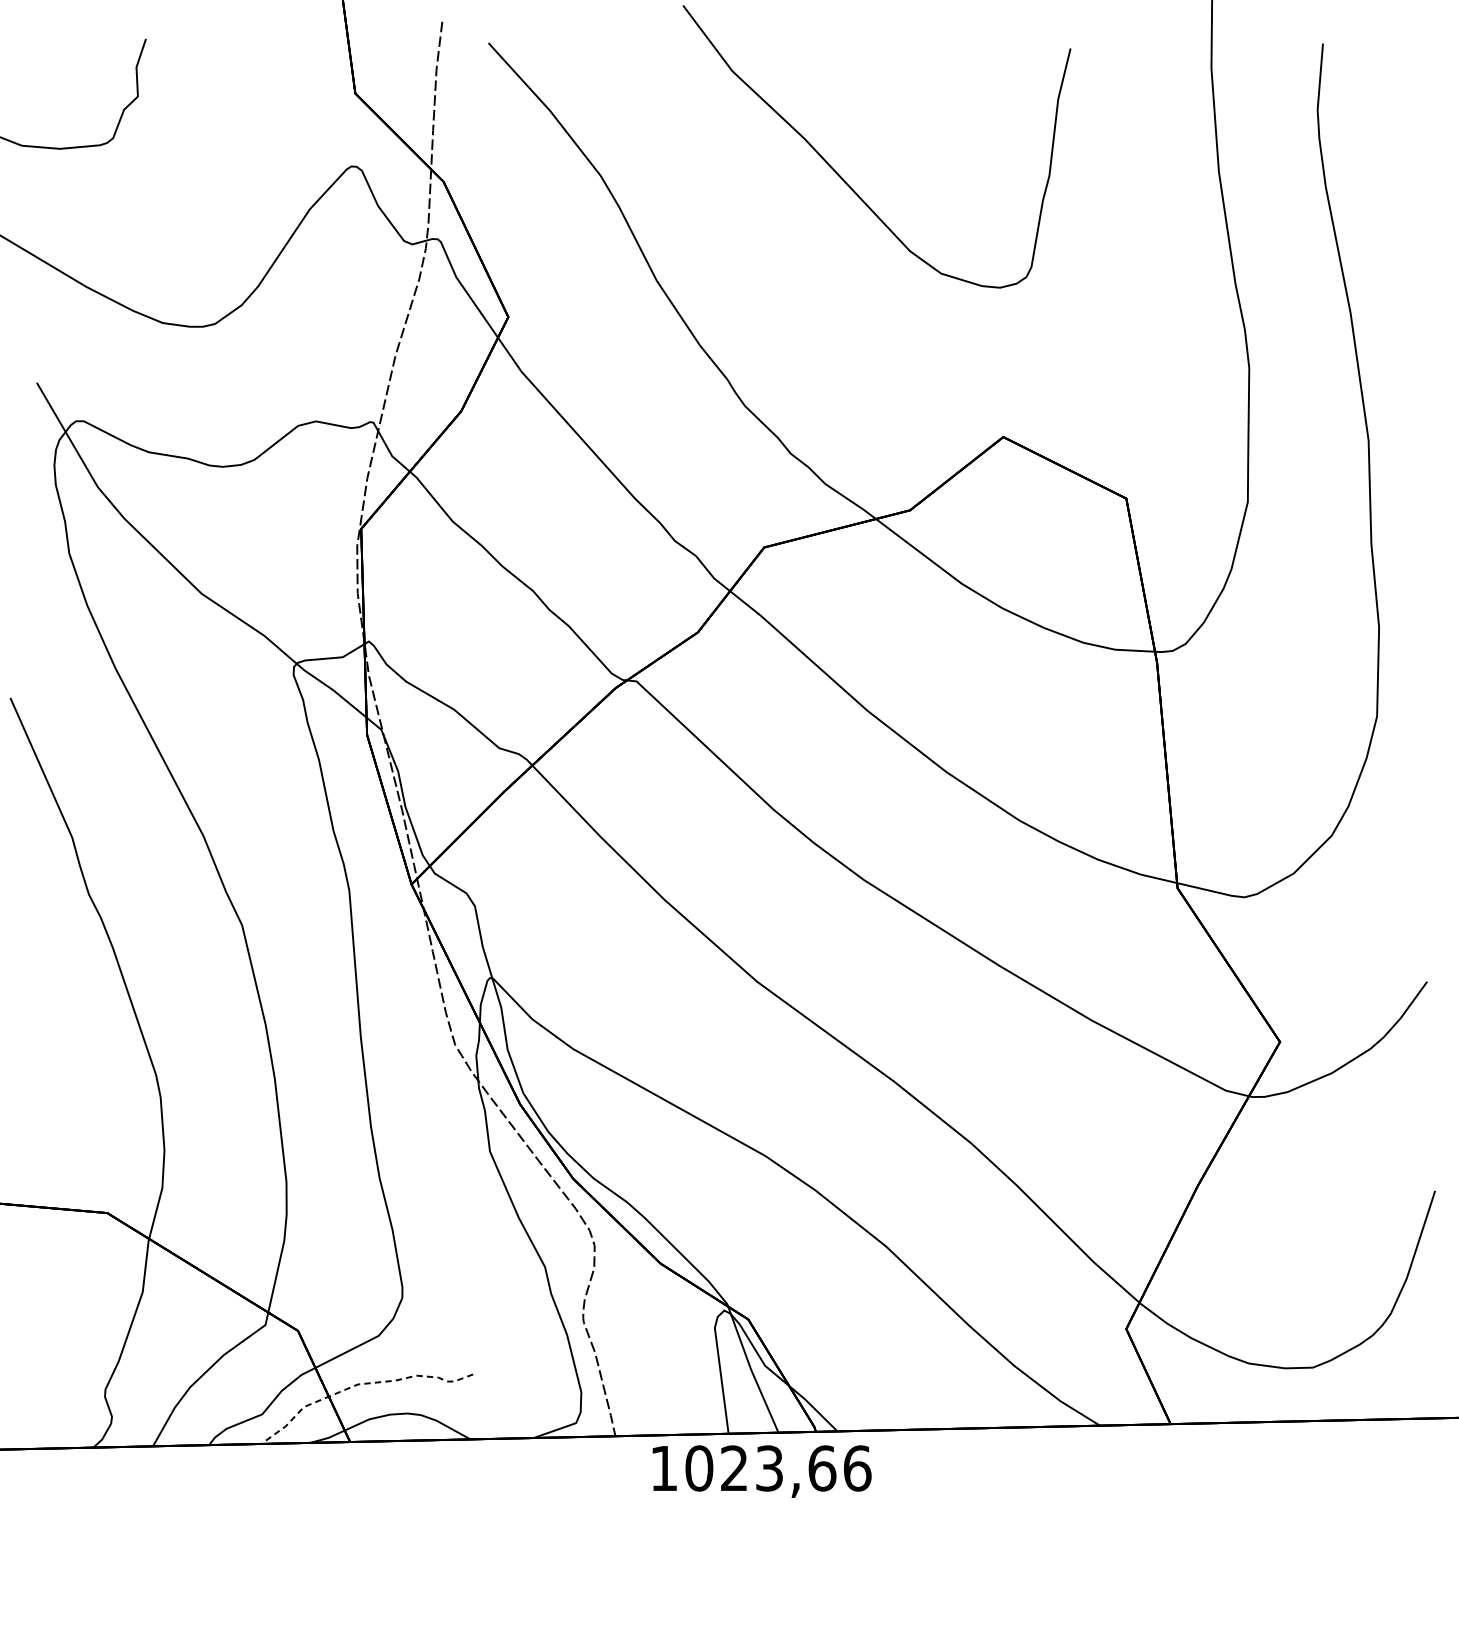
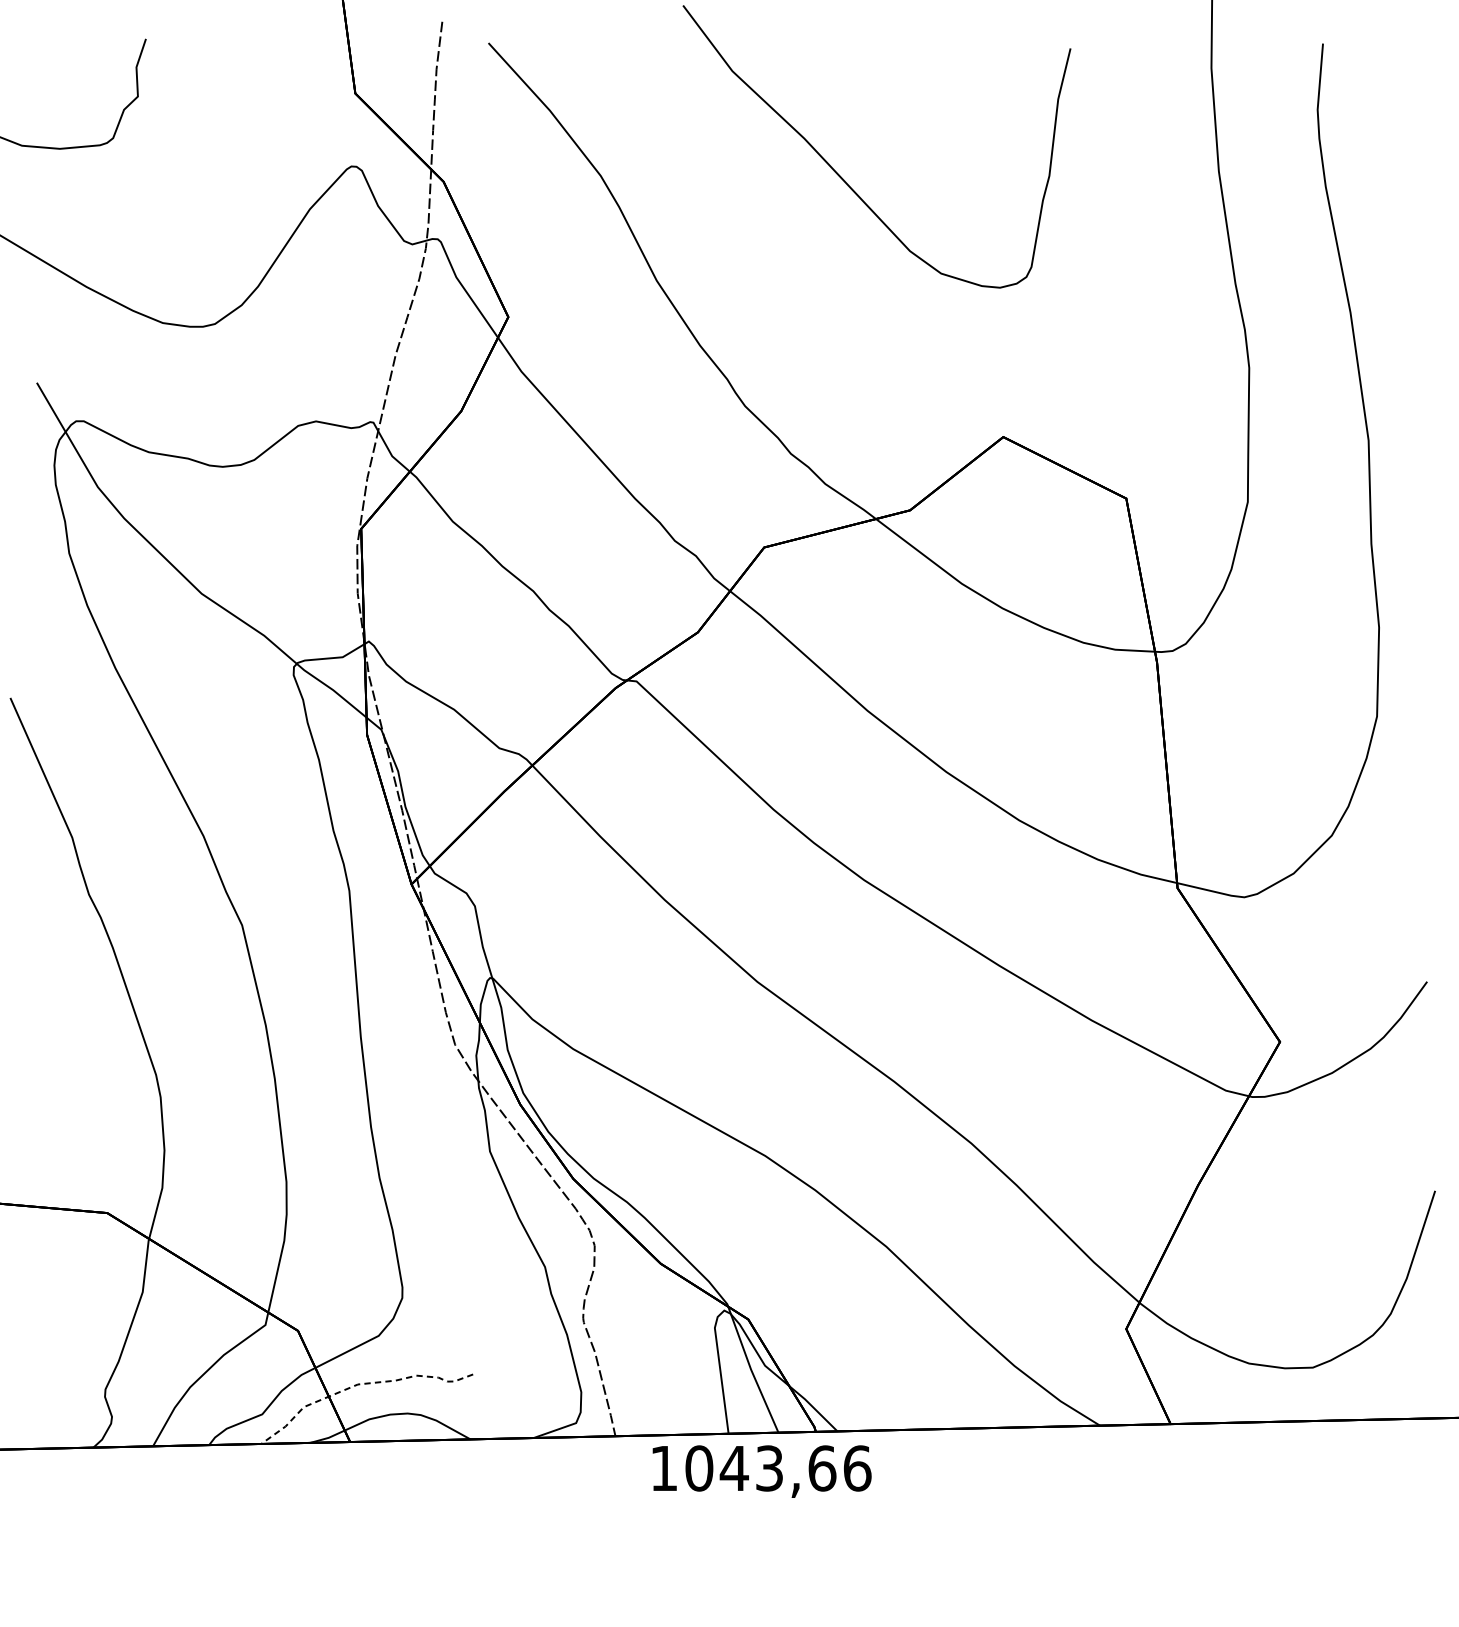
text: 1023,66 -> 1043,66 (733, 1467)
